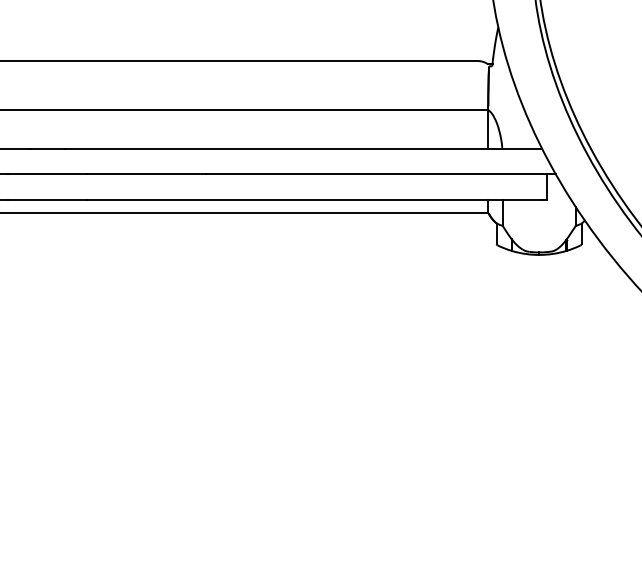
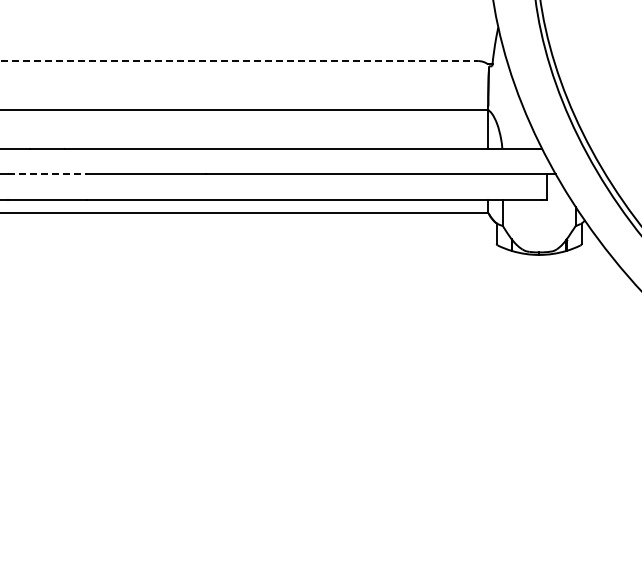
line: solid -> dashed (239, 61)
line: solid -> dashed (47, 174)
